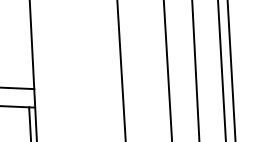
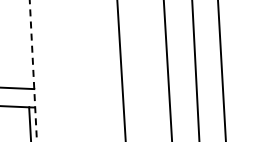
line: solid -> dashed (33, 70)
line: present -> none (231, 70)
